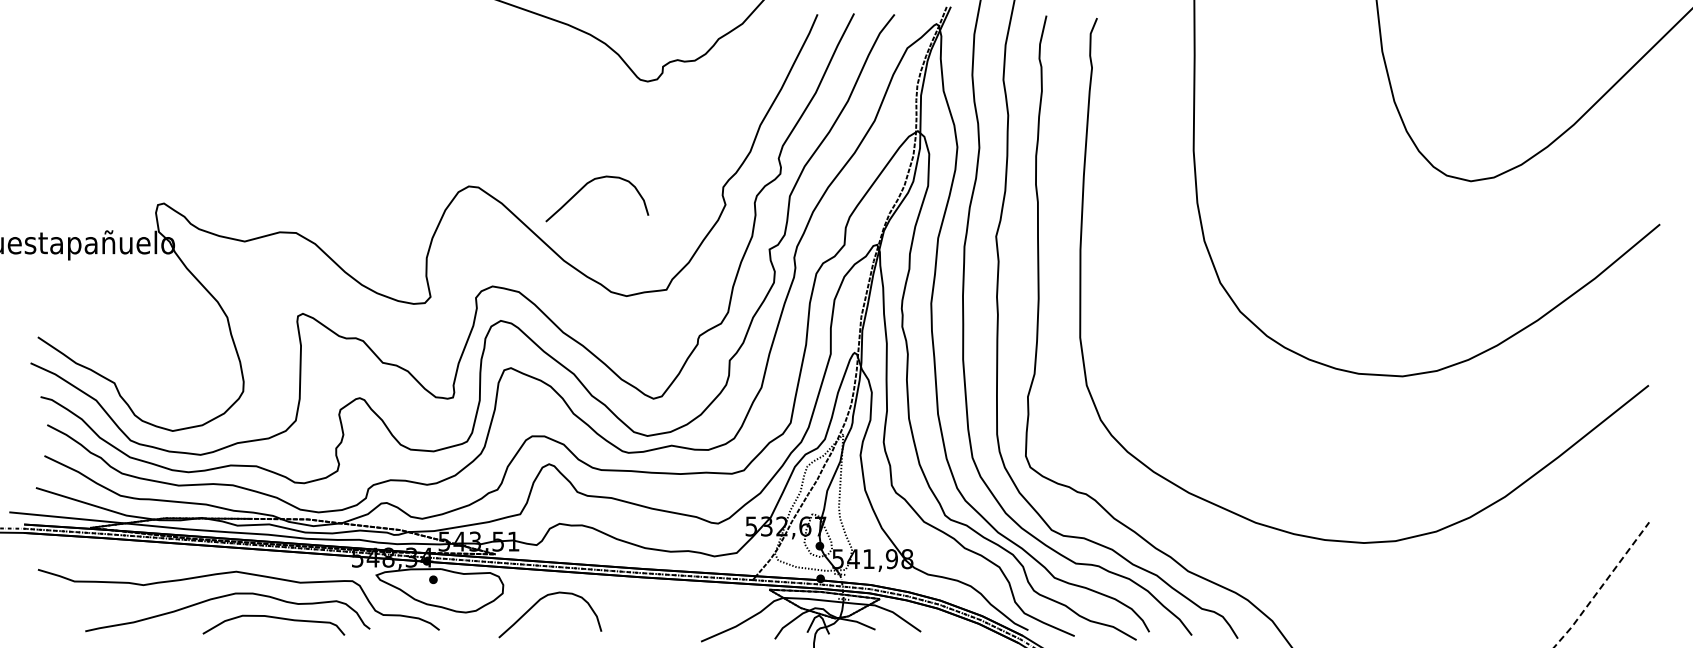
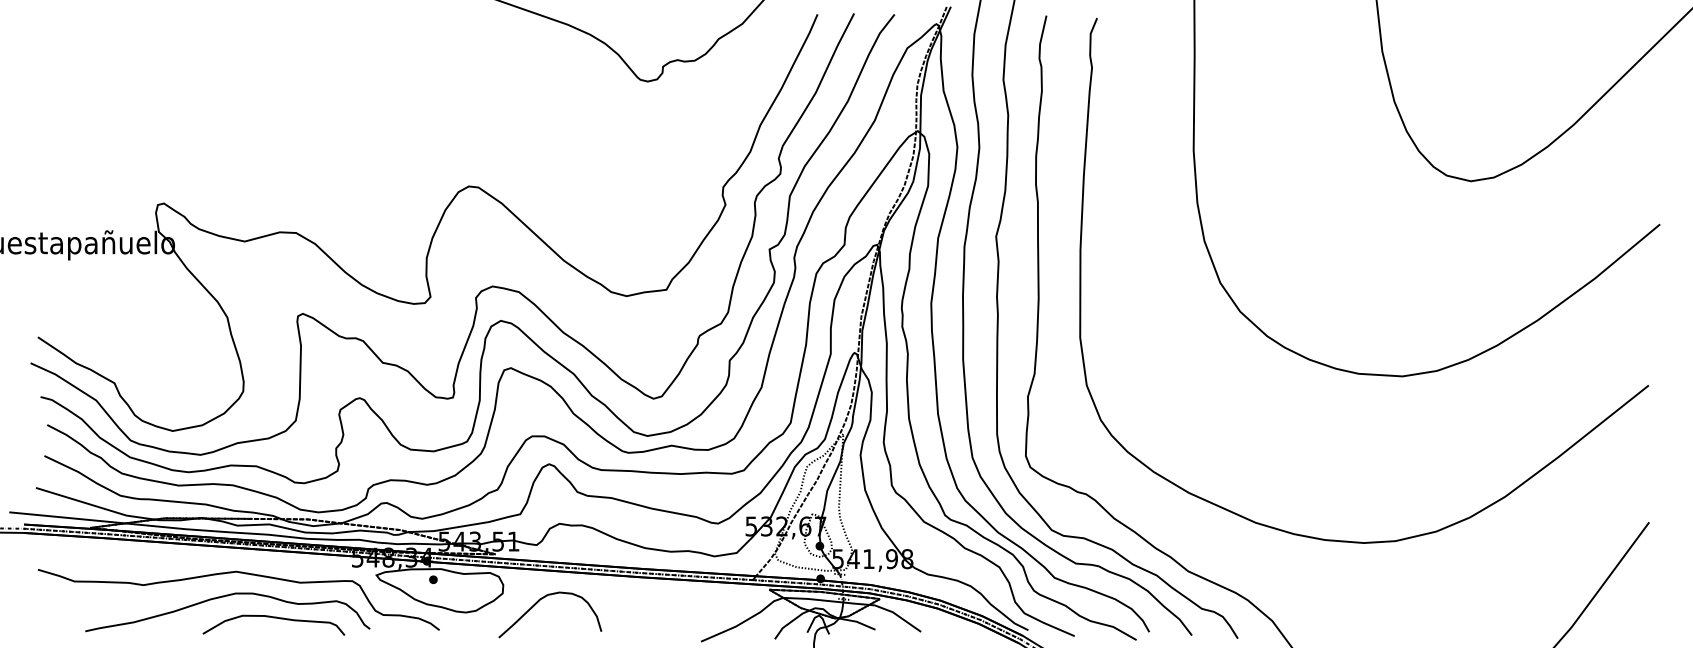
curve: present -> none (585, 186)
line: dashed -> solid (1602, 585)
